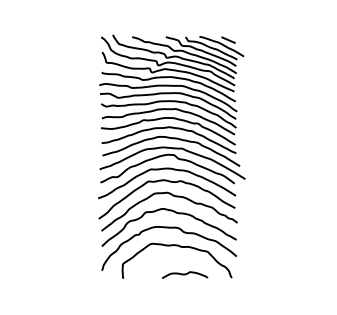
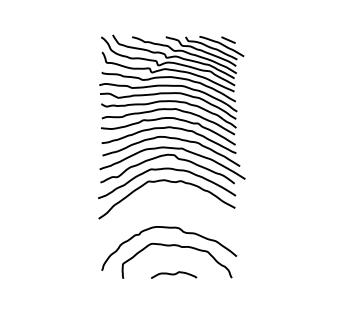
part: present -> none (169, 211)
curve position: (185, 274) -> (174, 274) (174, 274)
